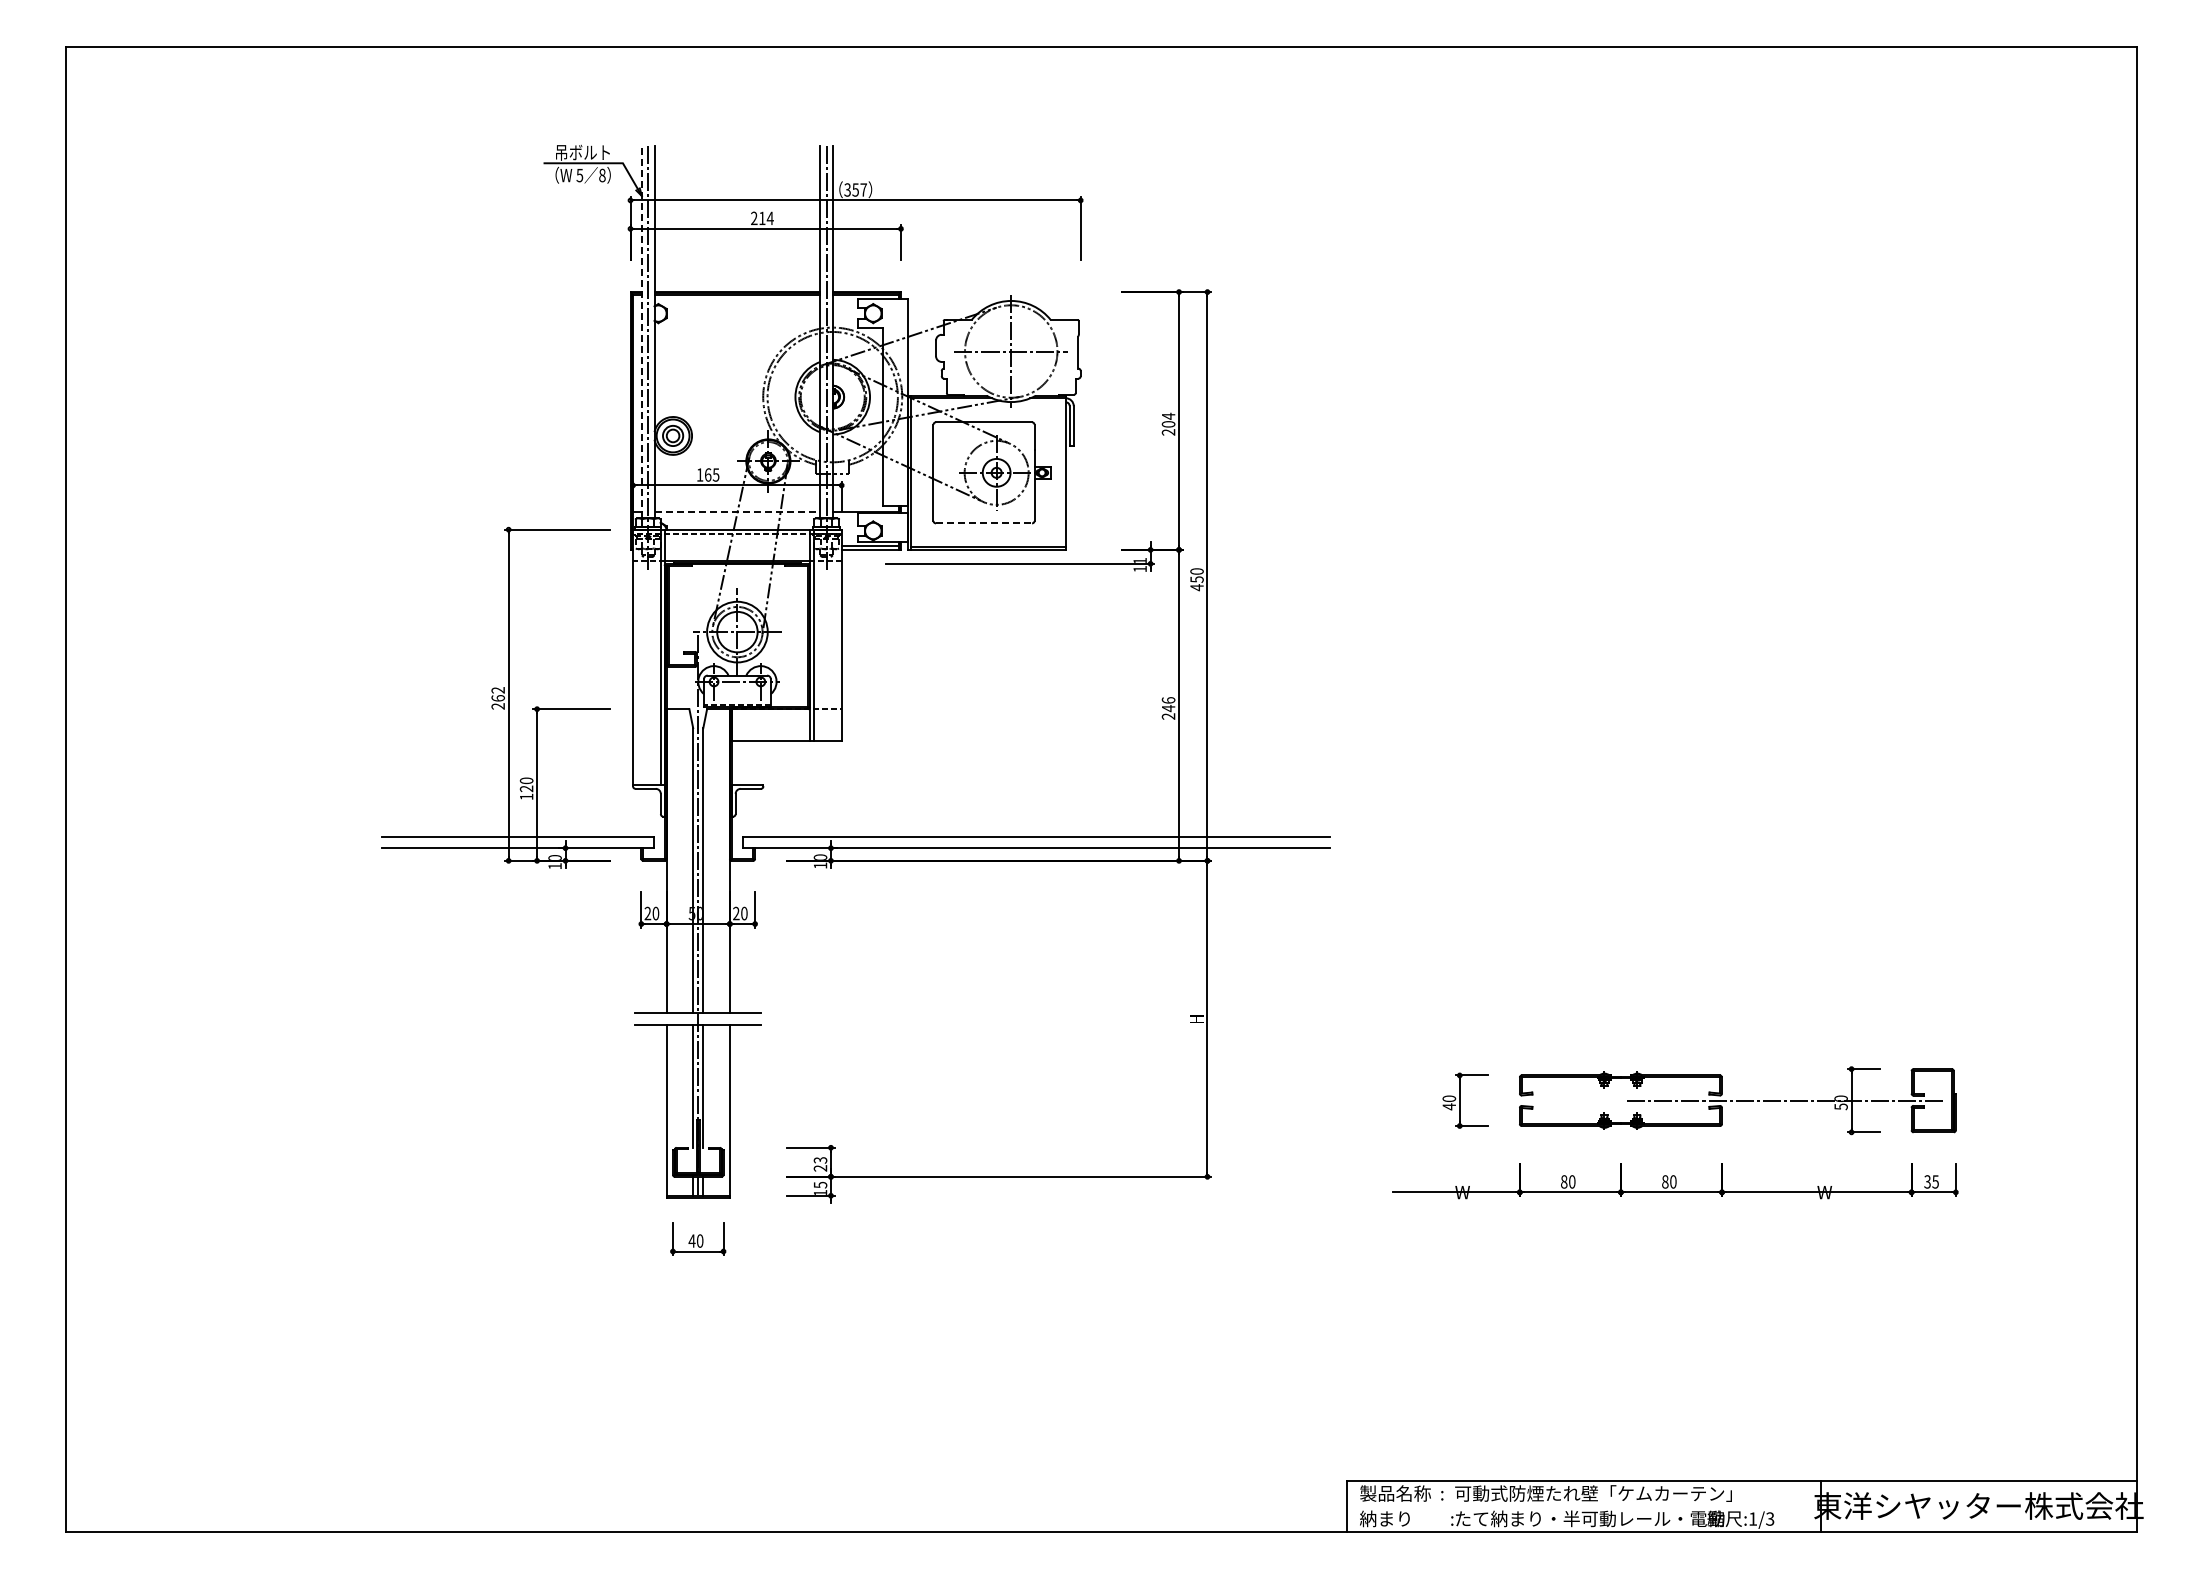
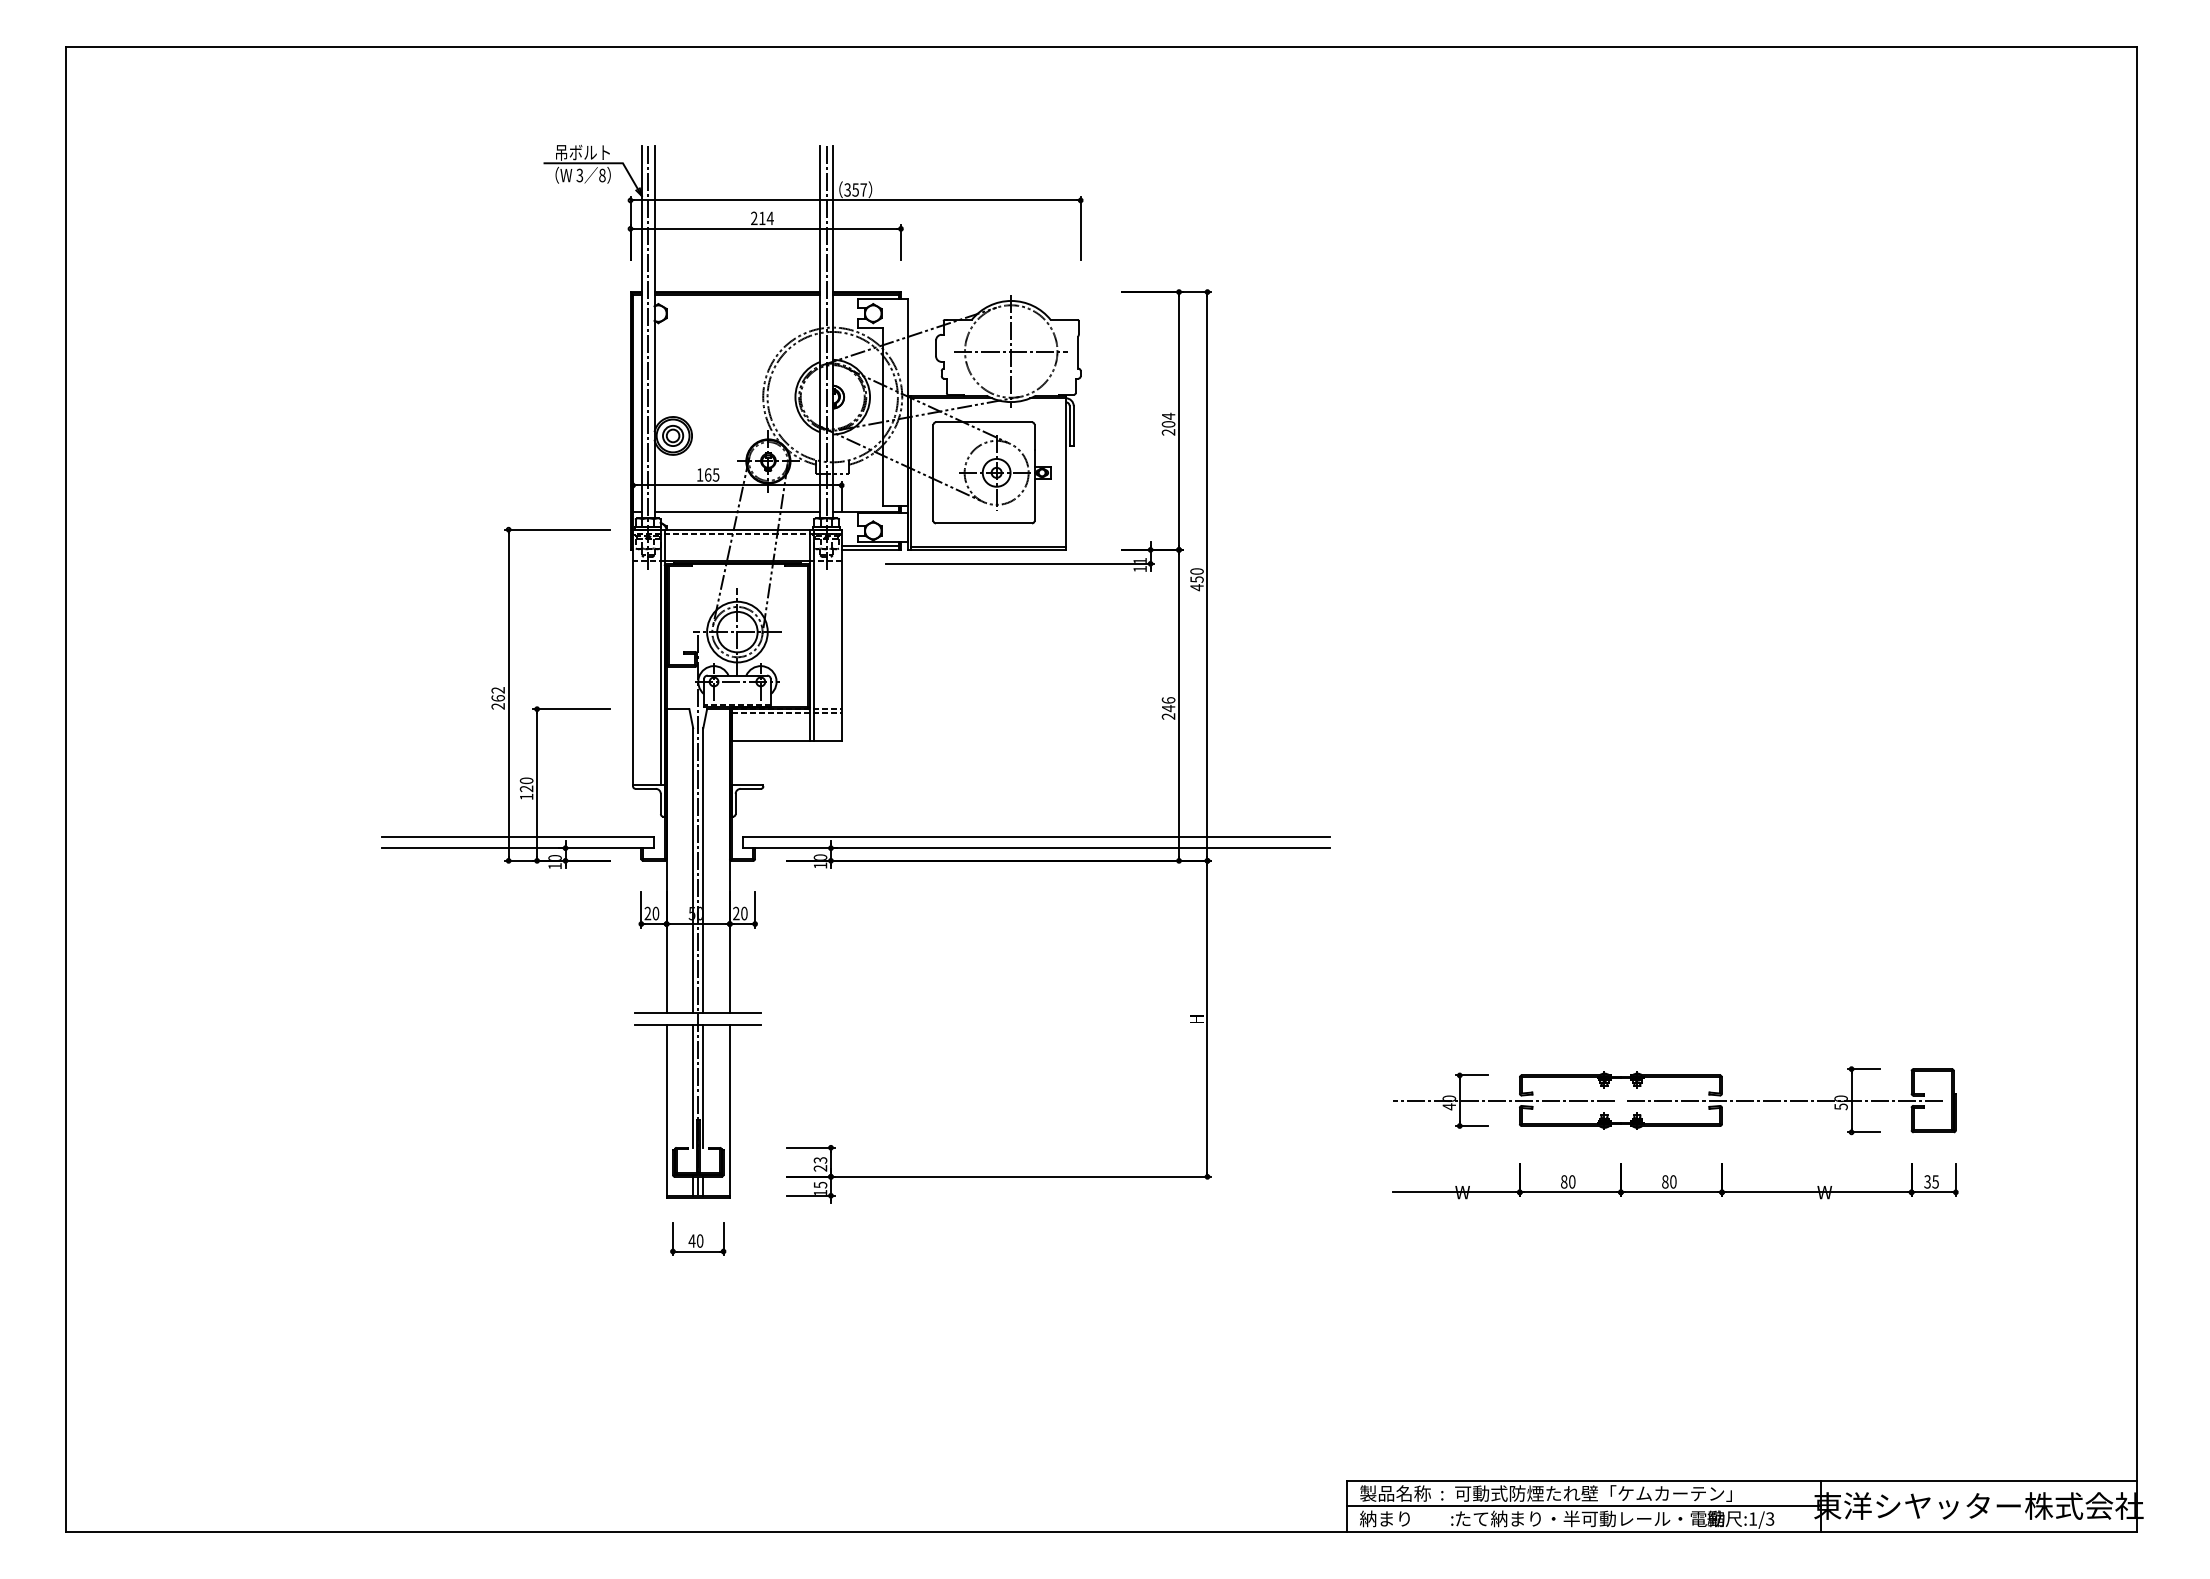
text: 5 -> 3 (580, 174)
line: dashed -> solid (641, 331)
line: dashed -> solid (737, 512)
line: dashed -> solid (984, 523)
line: none -> present (786, 713)
line: none -> present (1503, 1100)
line: none -> present (1583, 1506)
